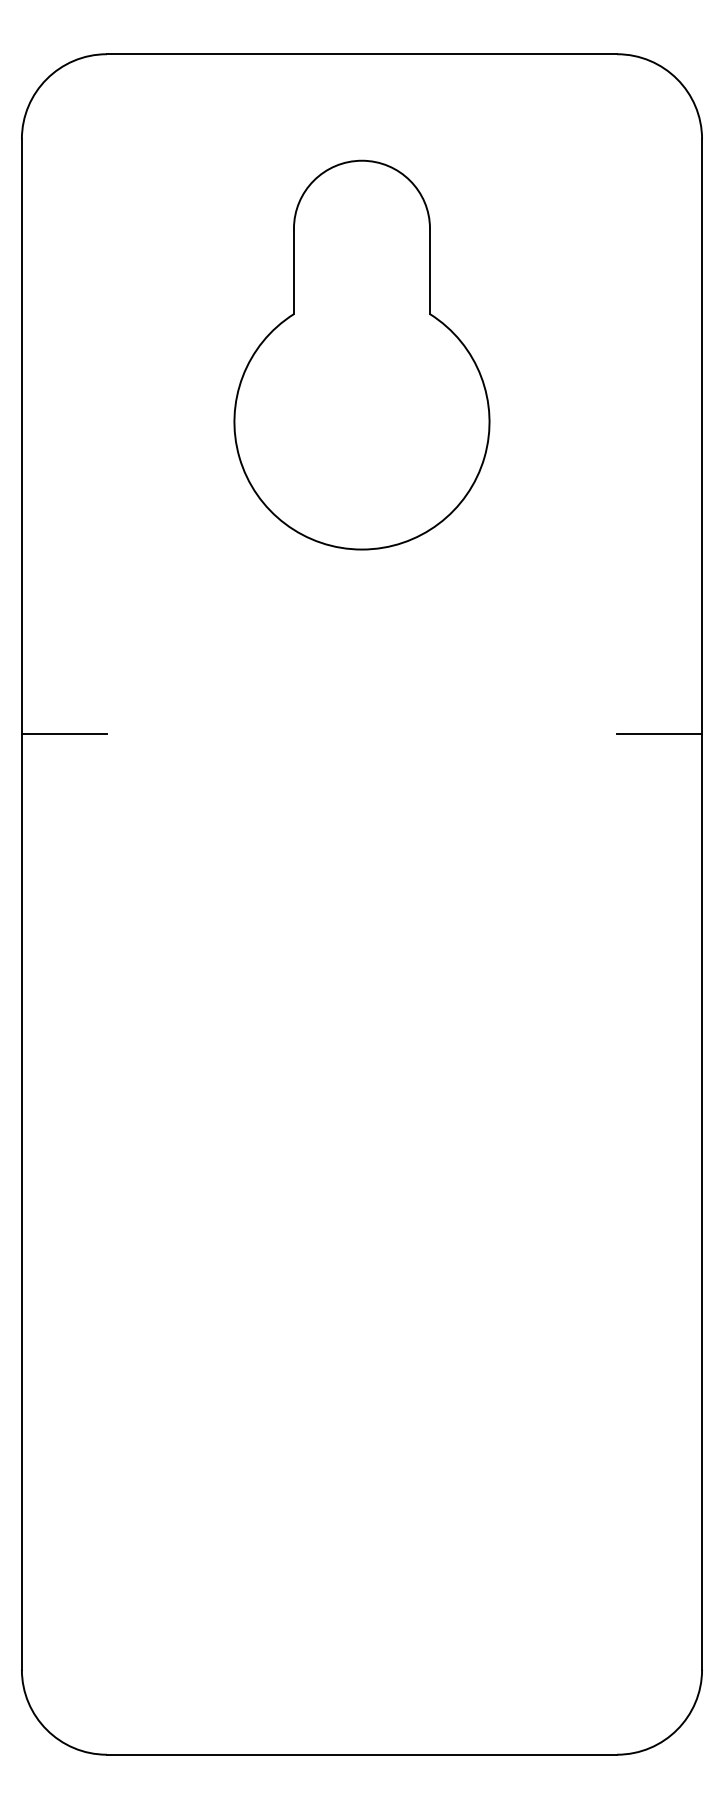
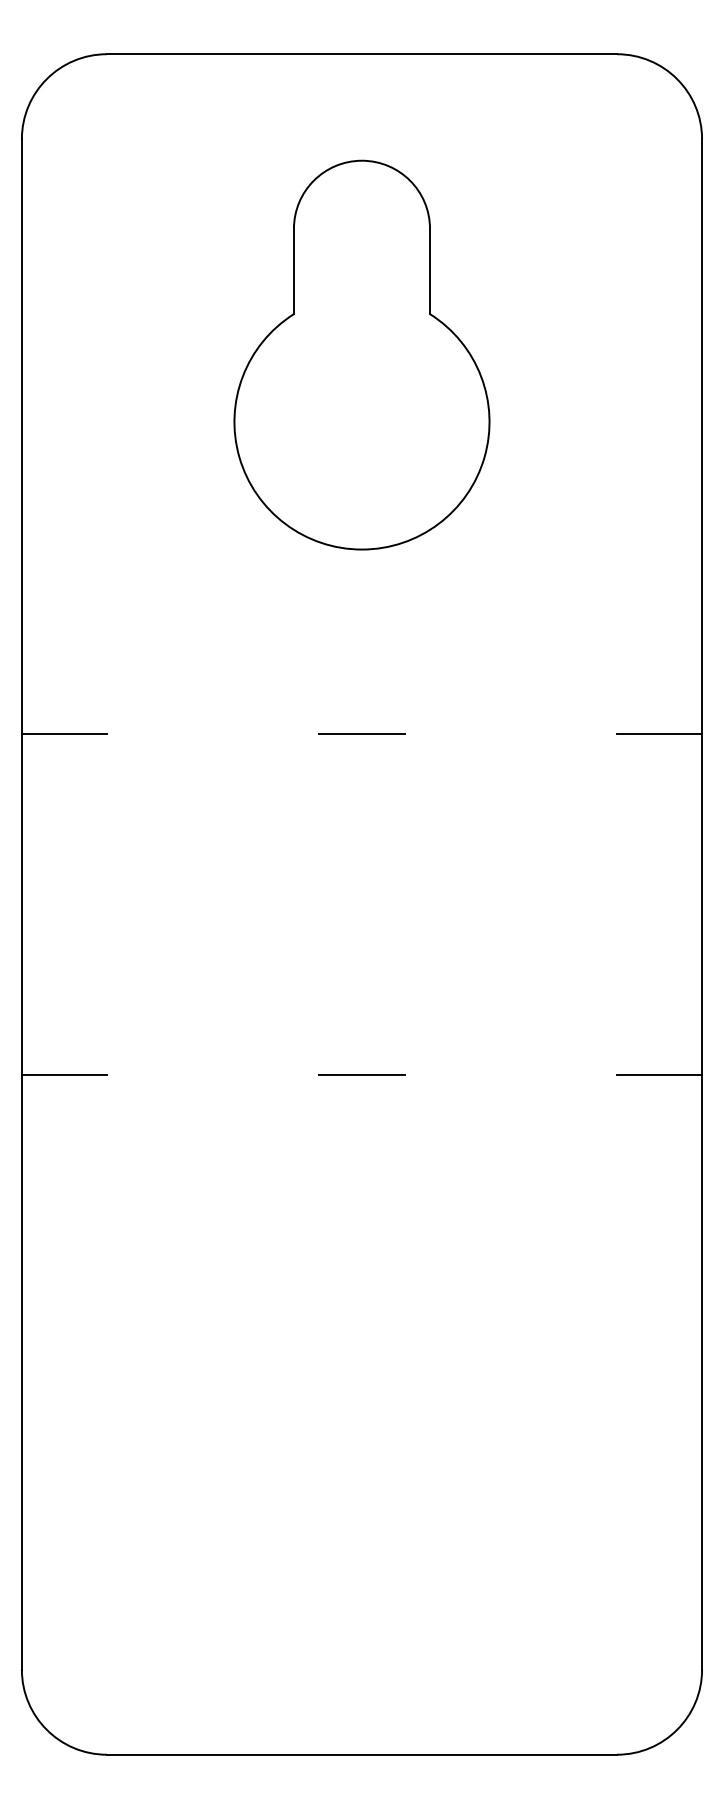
line: none -> present (361, 734)
line: none -> present (63, 1074)
line: none -> present (361, 1074)
line: none -> present (659, 1074)
